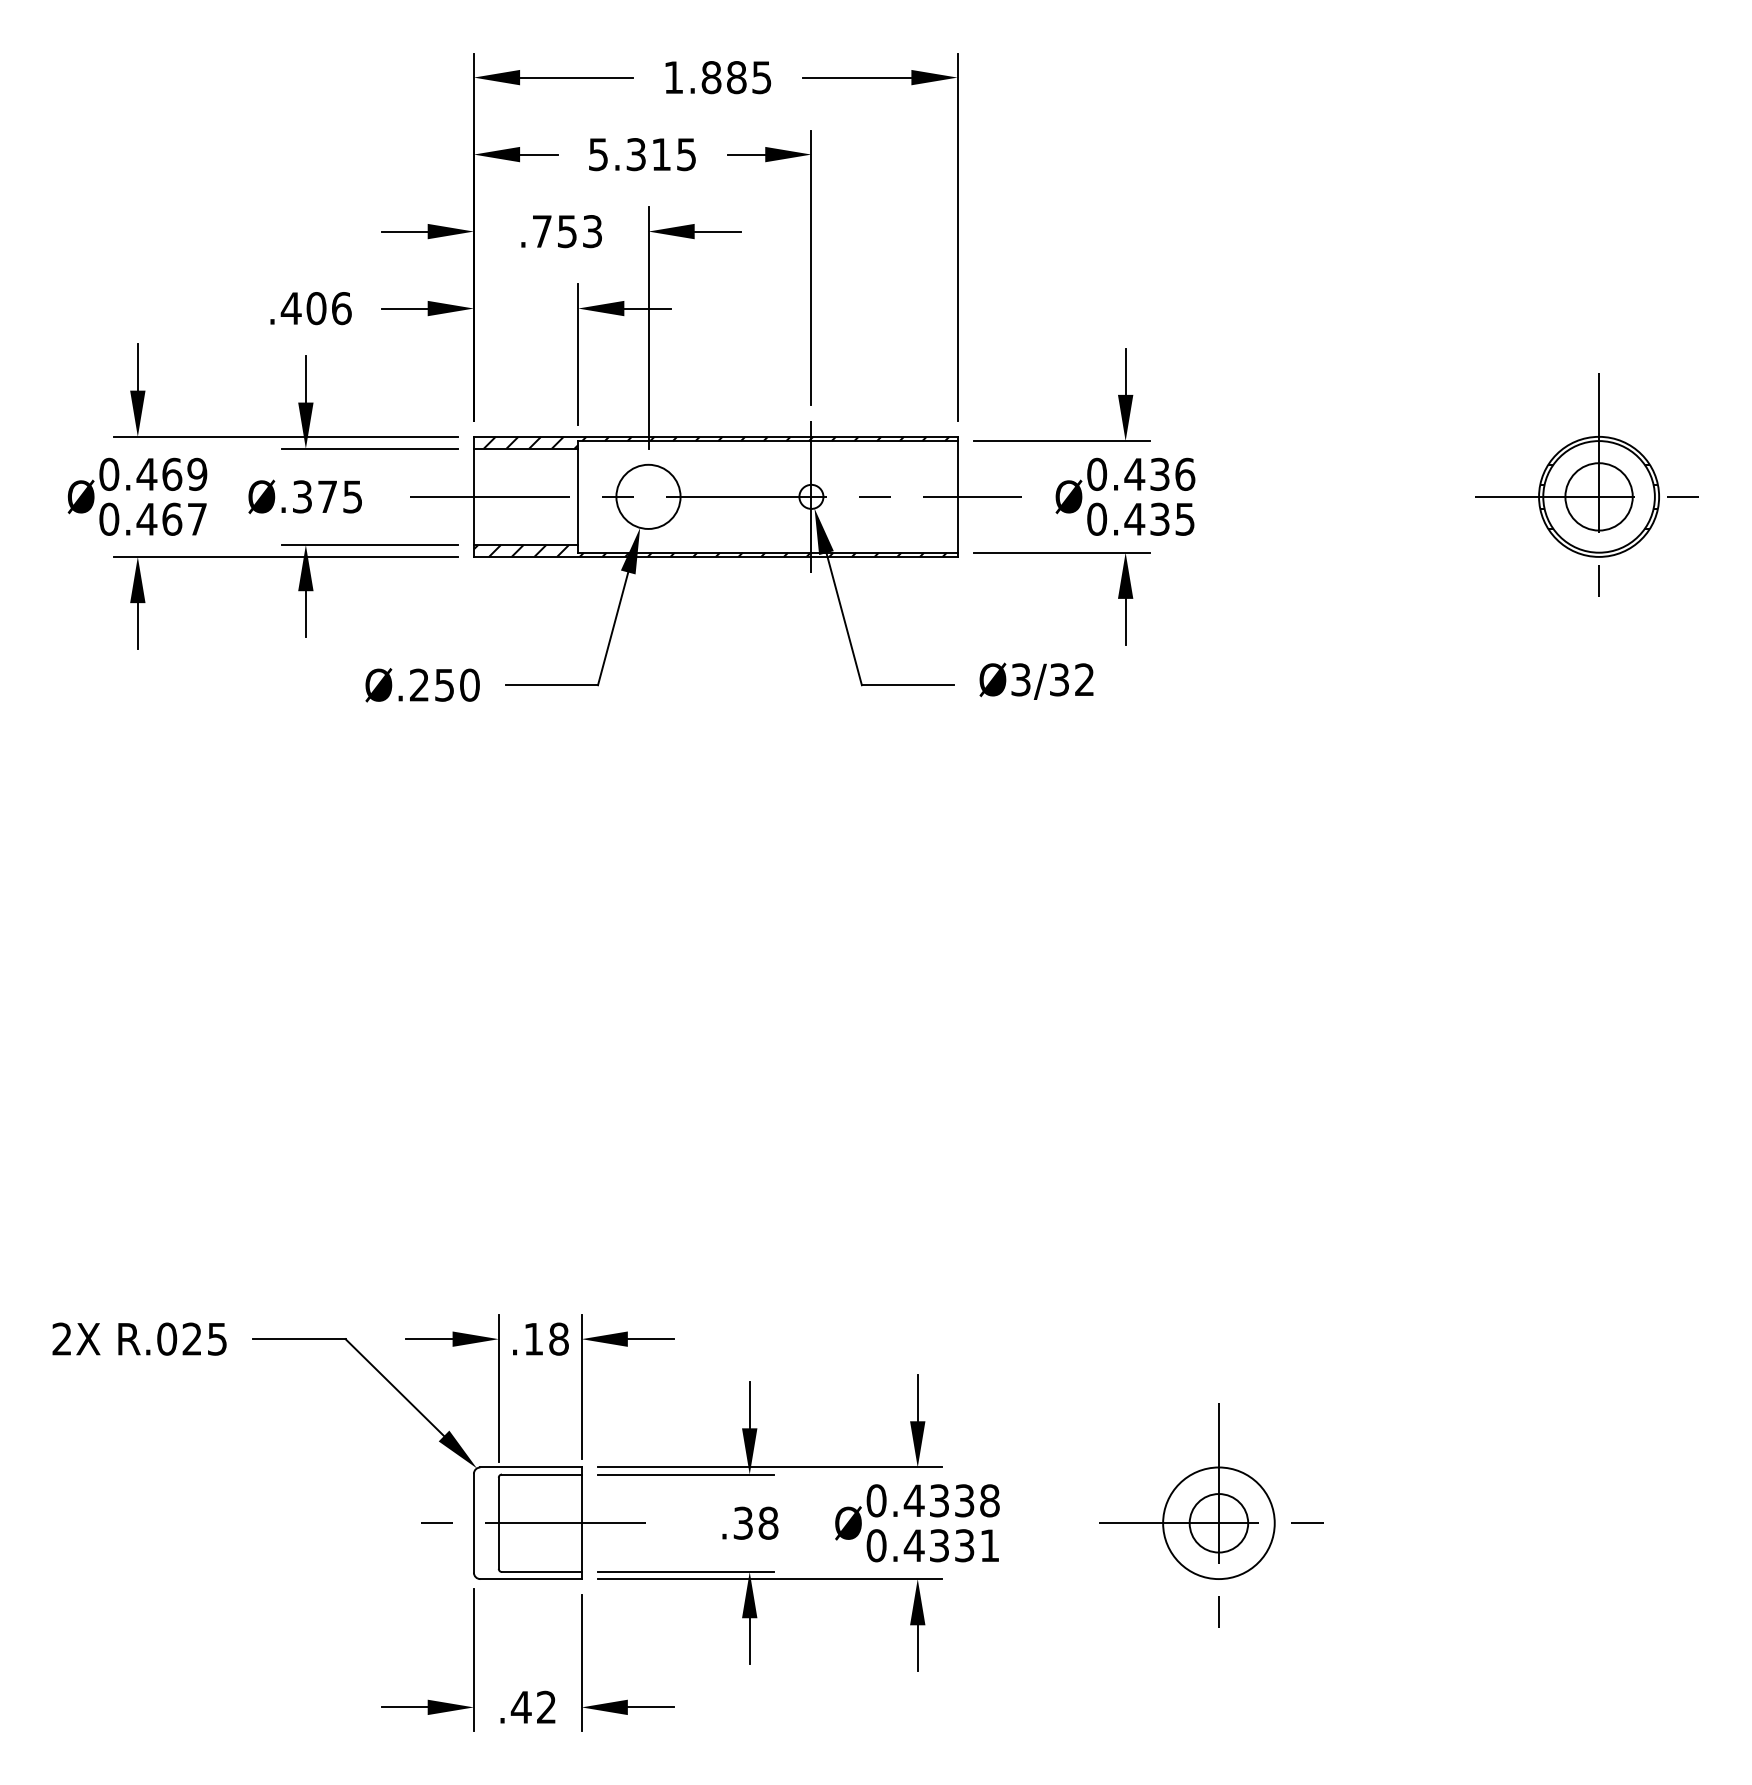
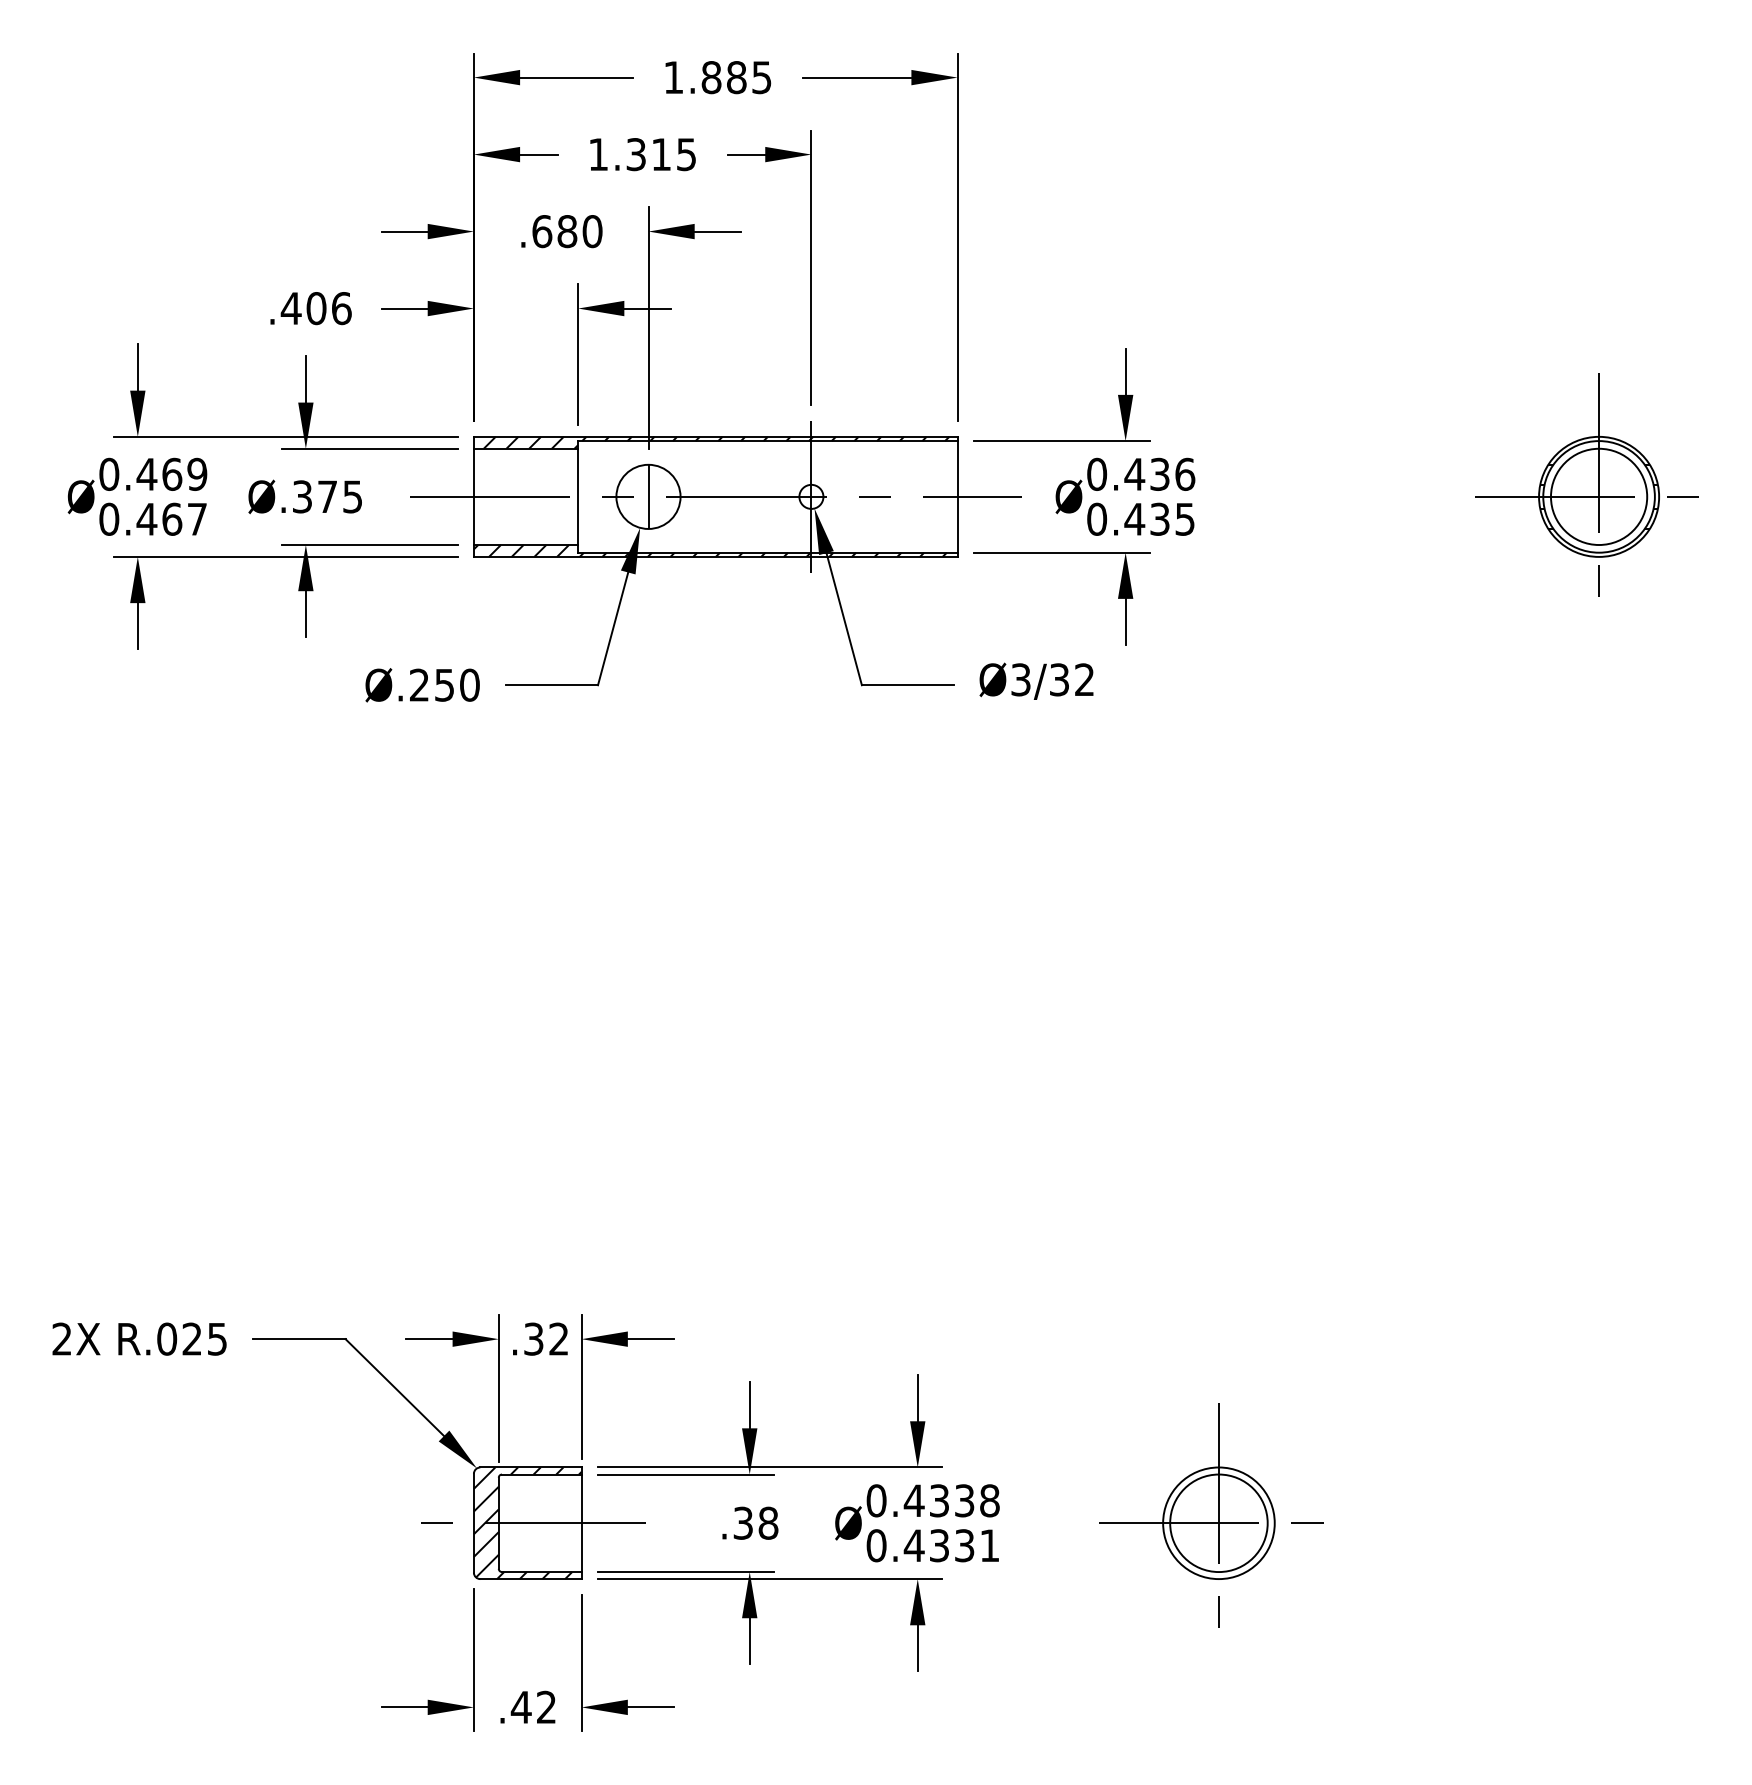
text: 5.315 -> 1.315 (598, 154)
text: .753 -> .680 (567, 231)
line: none -> present (648, 496)
circle diameter: 67 px -> 96 px (1598, 496)
text: .18 -> .32 (546, 1338)
hatch: none -> present (527, 1523)
circle diameter: 59 px -> 98 px (1218, 1523)
